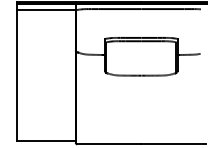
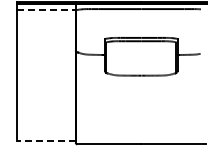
line: solid -> dashed (47, 10)
line: solid -> dashed (46, 141)
